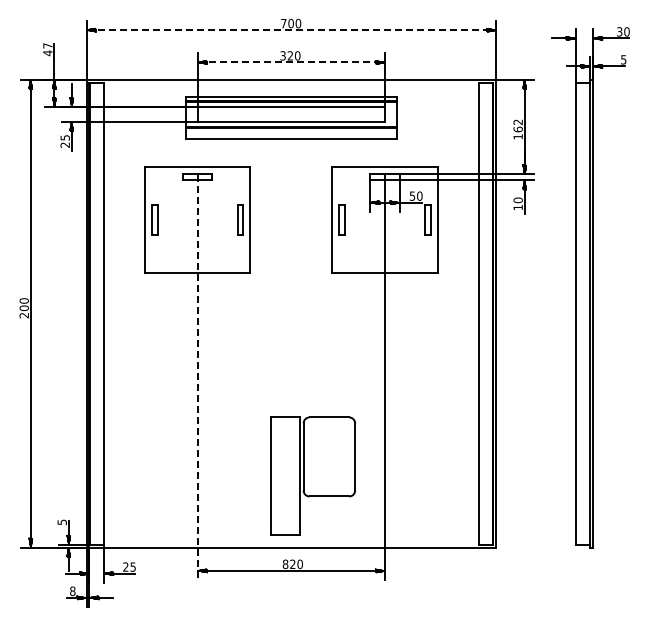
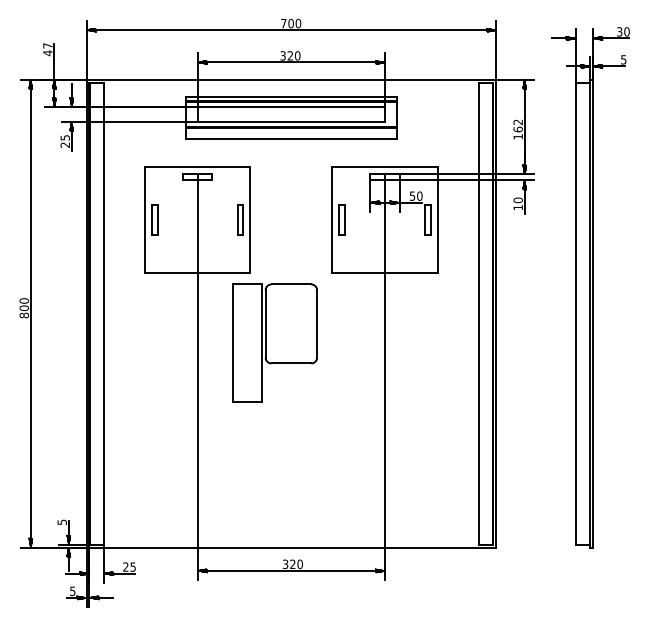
line: dashed -> solid (291, 30)
line: dashed -> solid (291, 62)
text: 200 -> 800 (23, 315)
line: dashed -> solid (197, 378)
part position: (312, 475) -> (274, 342) (274, 342)
text: 820 -> 320 (285, 564)
text: 8 -> 5 (72, 590)
